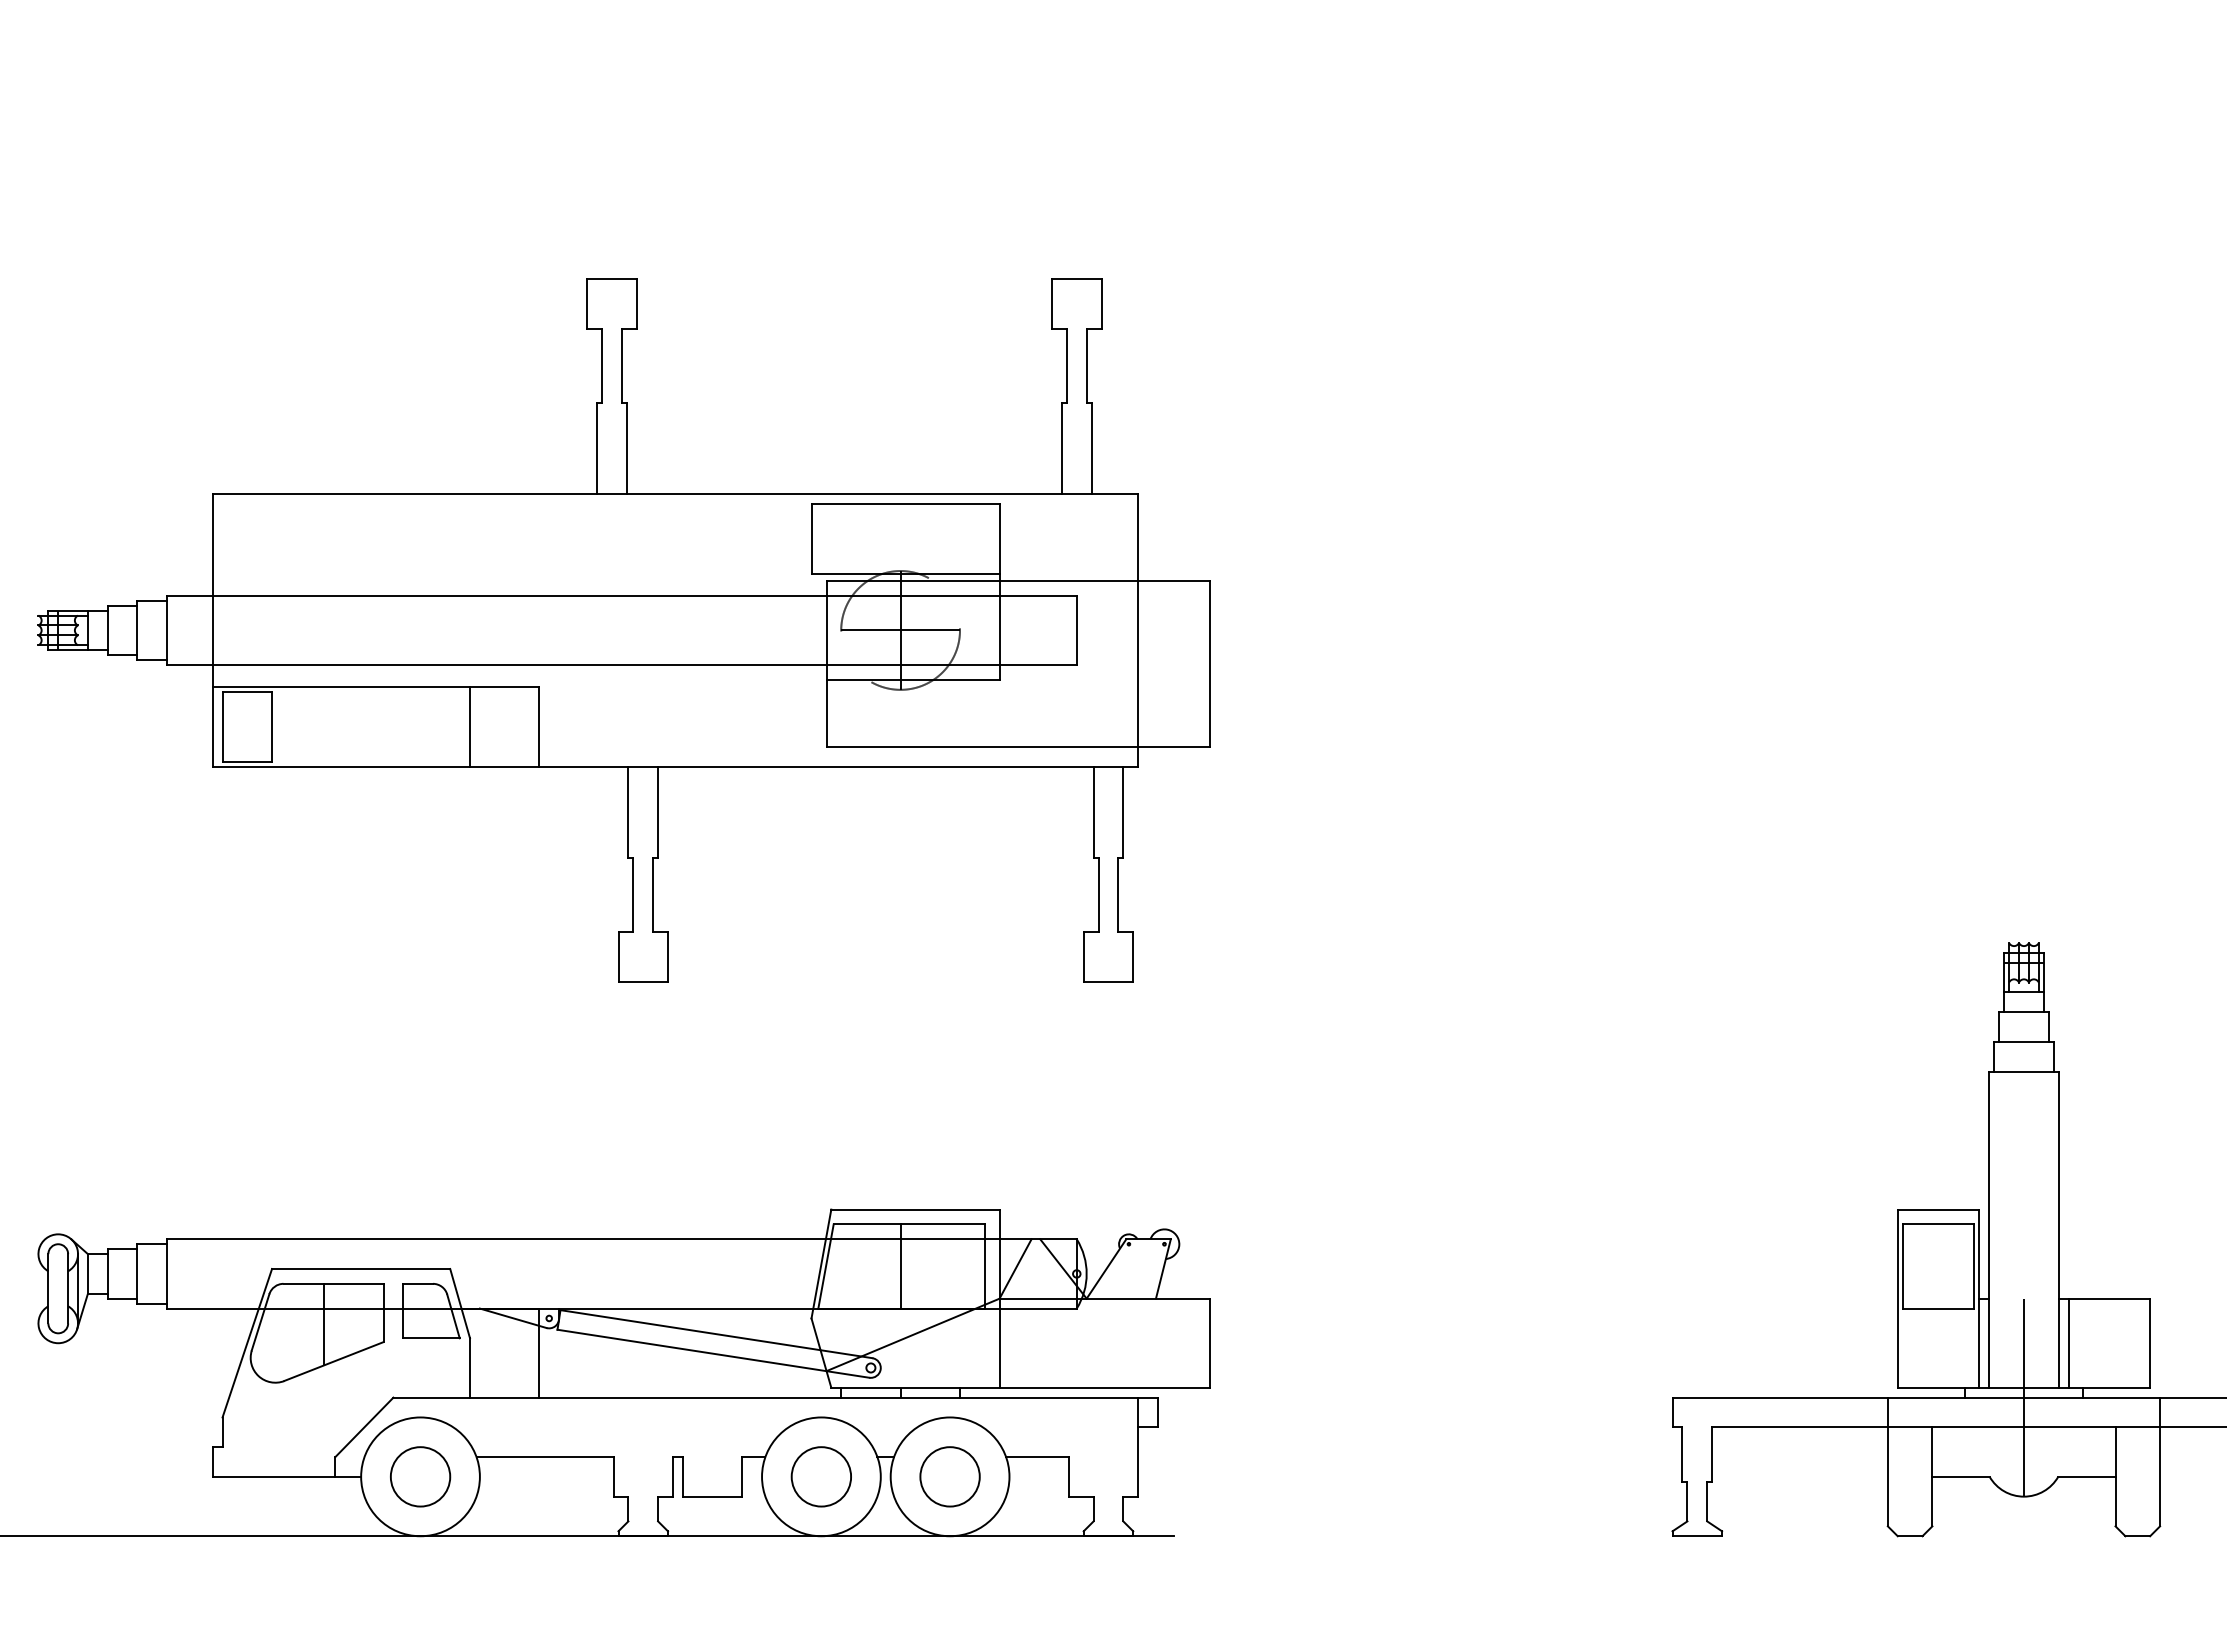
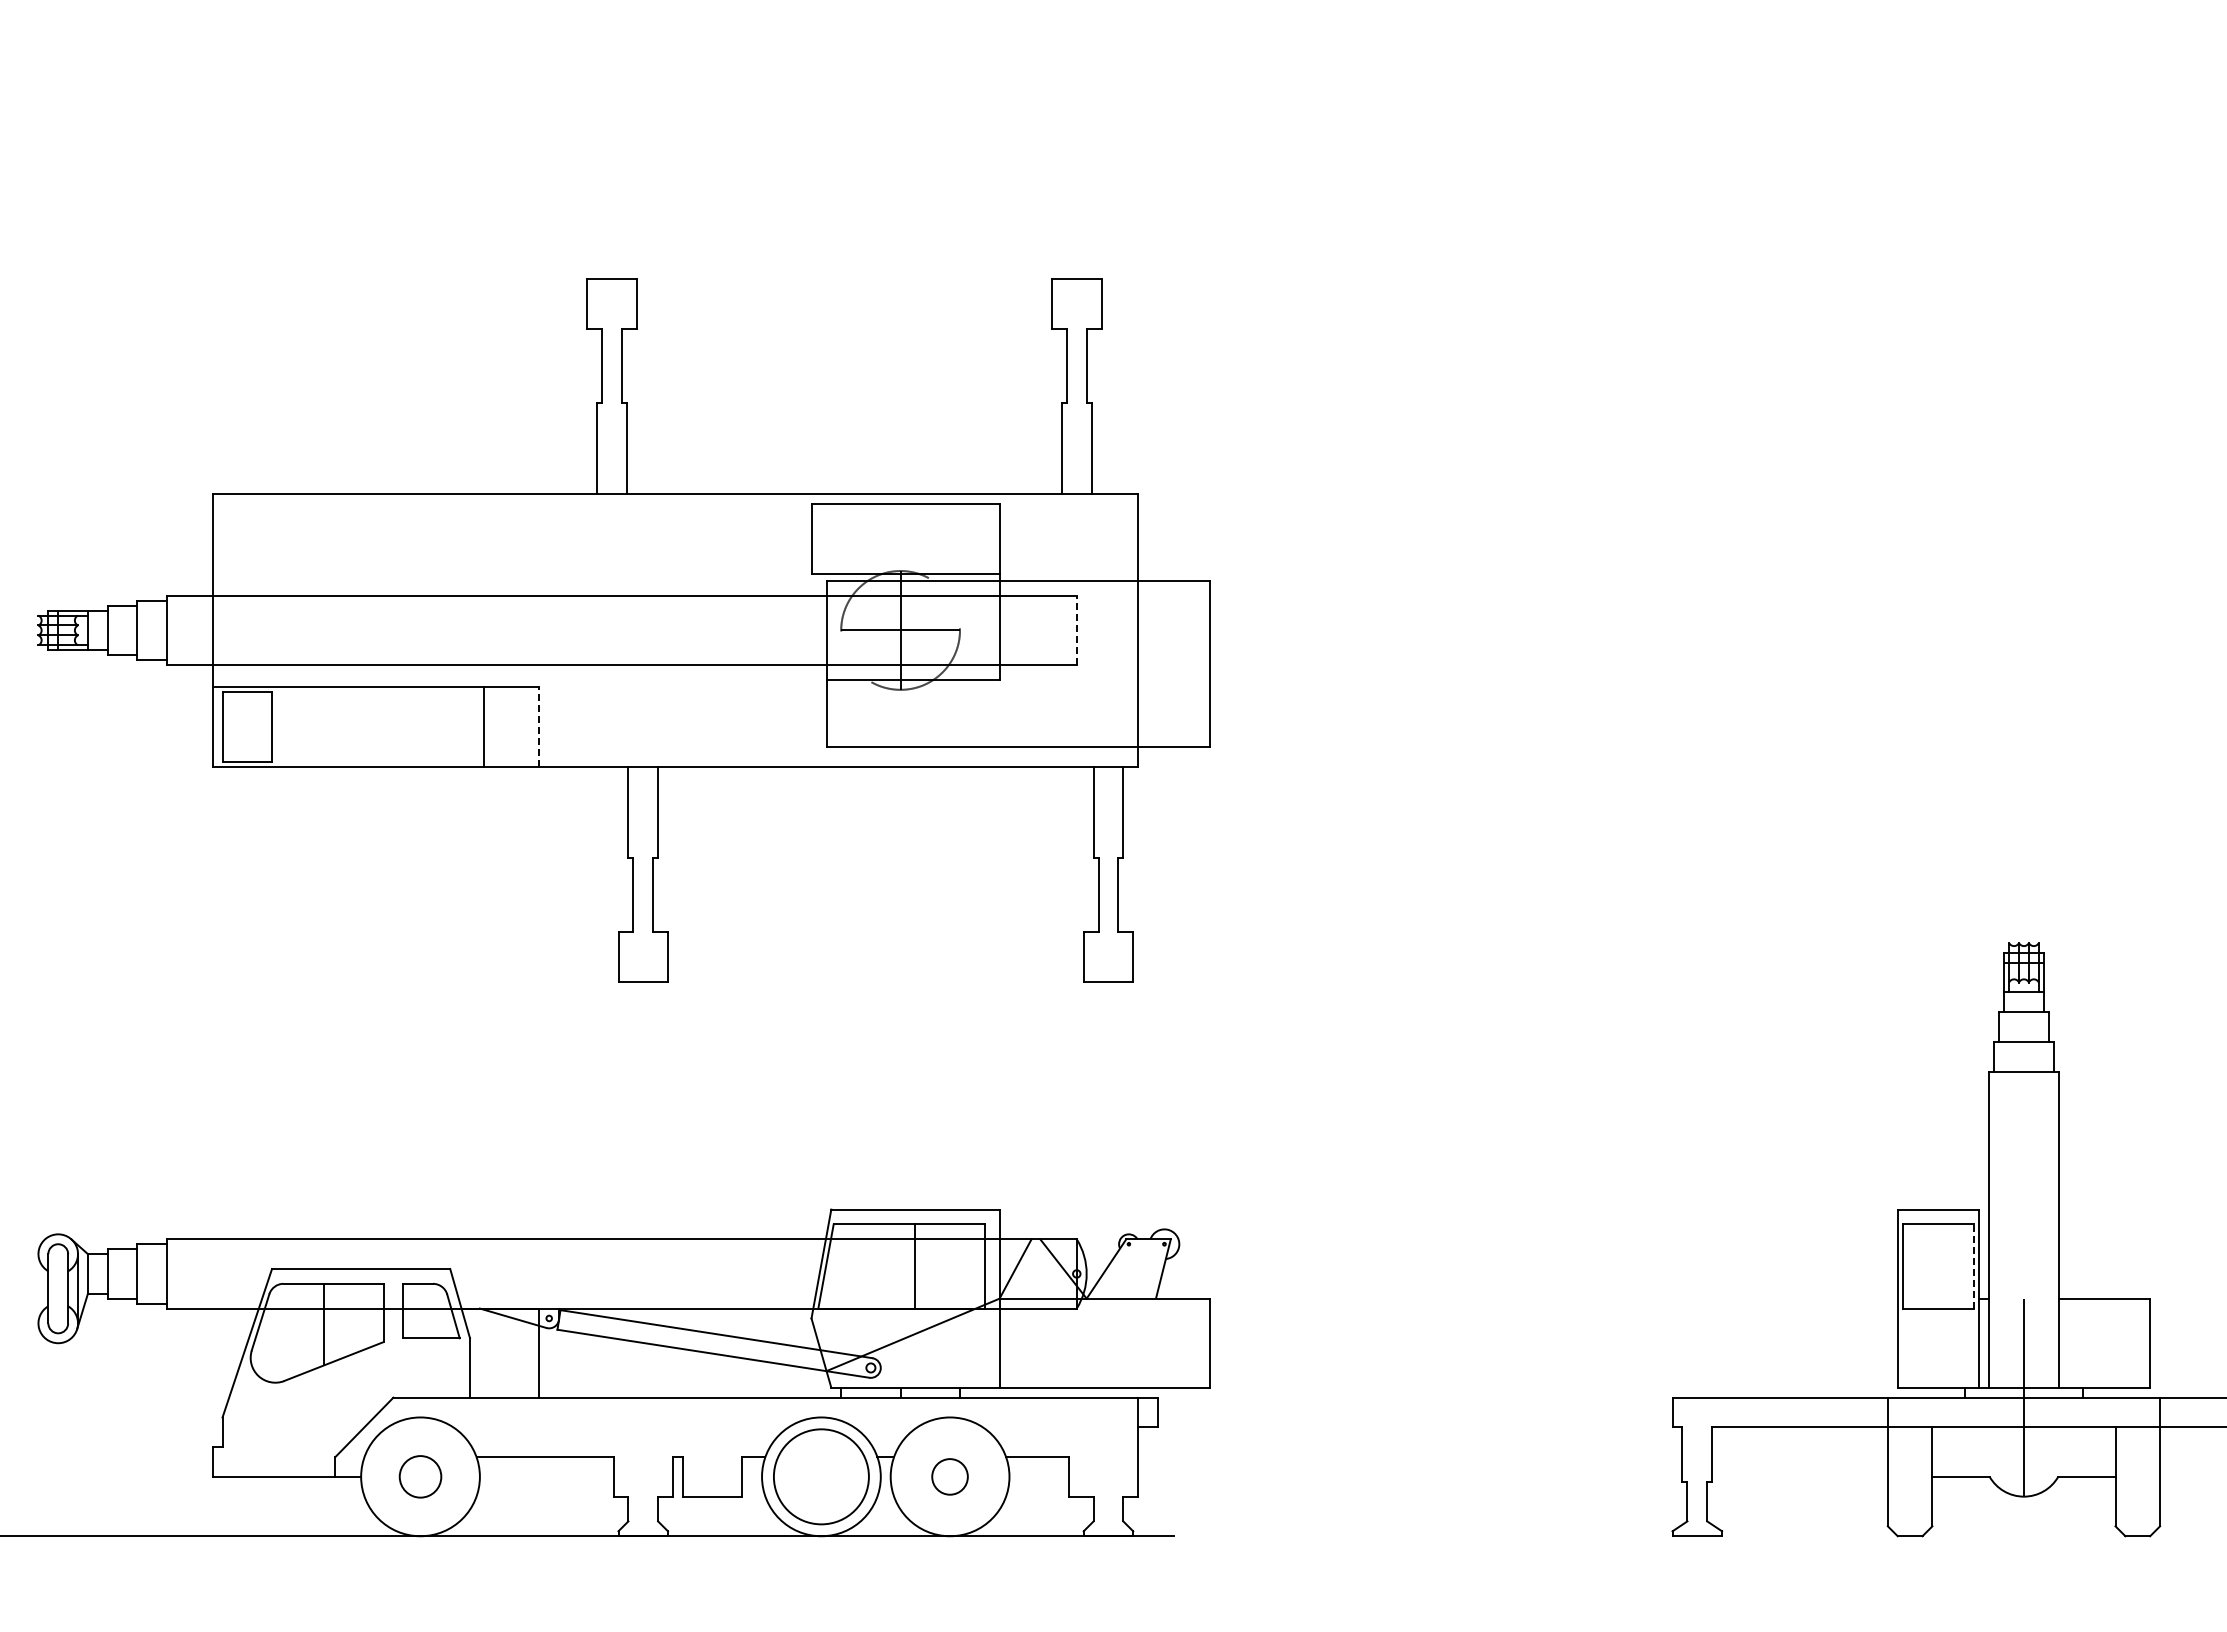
line: solid -> dashed (1076, 630)
line position: (470, 726) -> (484, 726) (484, 726)
line: solid -> dashed (539, 726)
line position: (900, 1266) -> (914, 1266) (914, 1266)
line: solid -> dashed (1974, 1266)
line: present -> none (2068, 1342)
circle diameter: 59 px -> 42 px (420, 1476)
circle diameter: 59 px -> 95 px (820, 1476)
circle size: 62x62 px -> 38x38 px (949, 1476)
